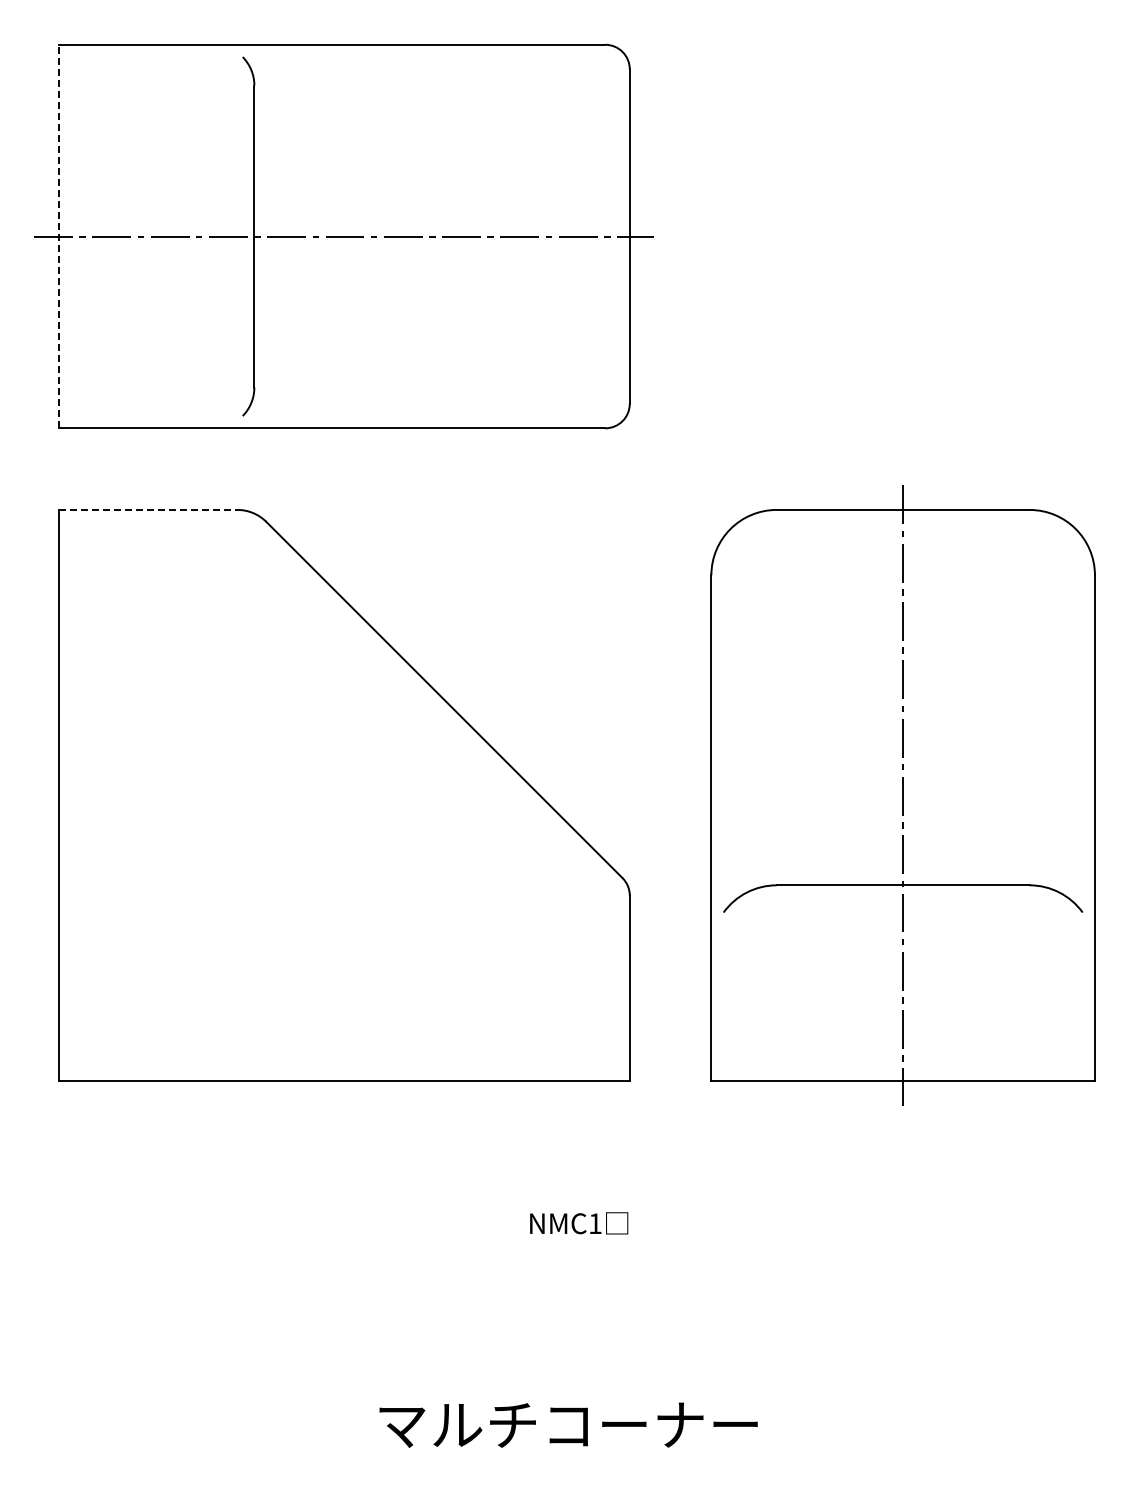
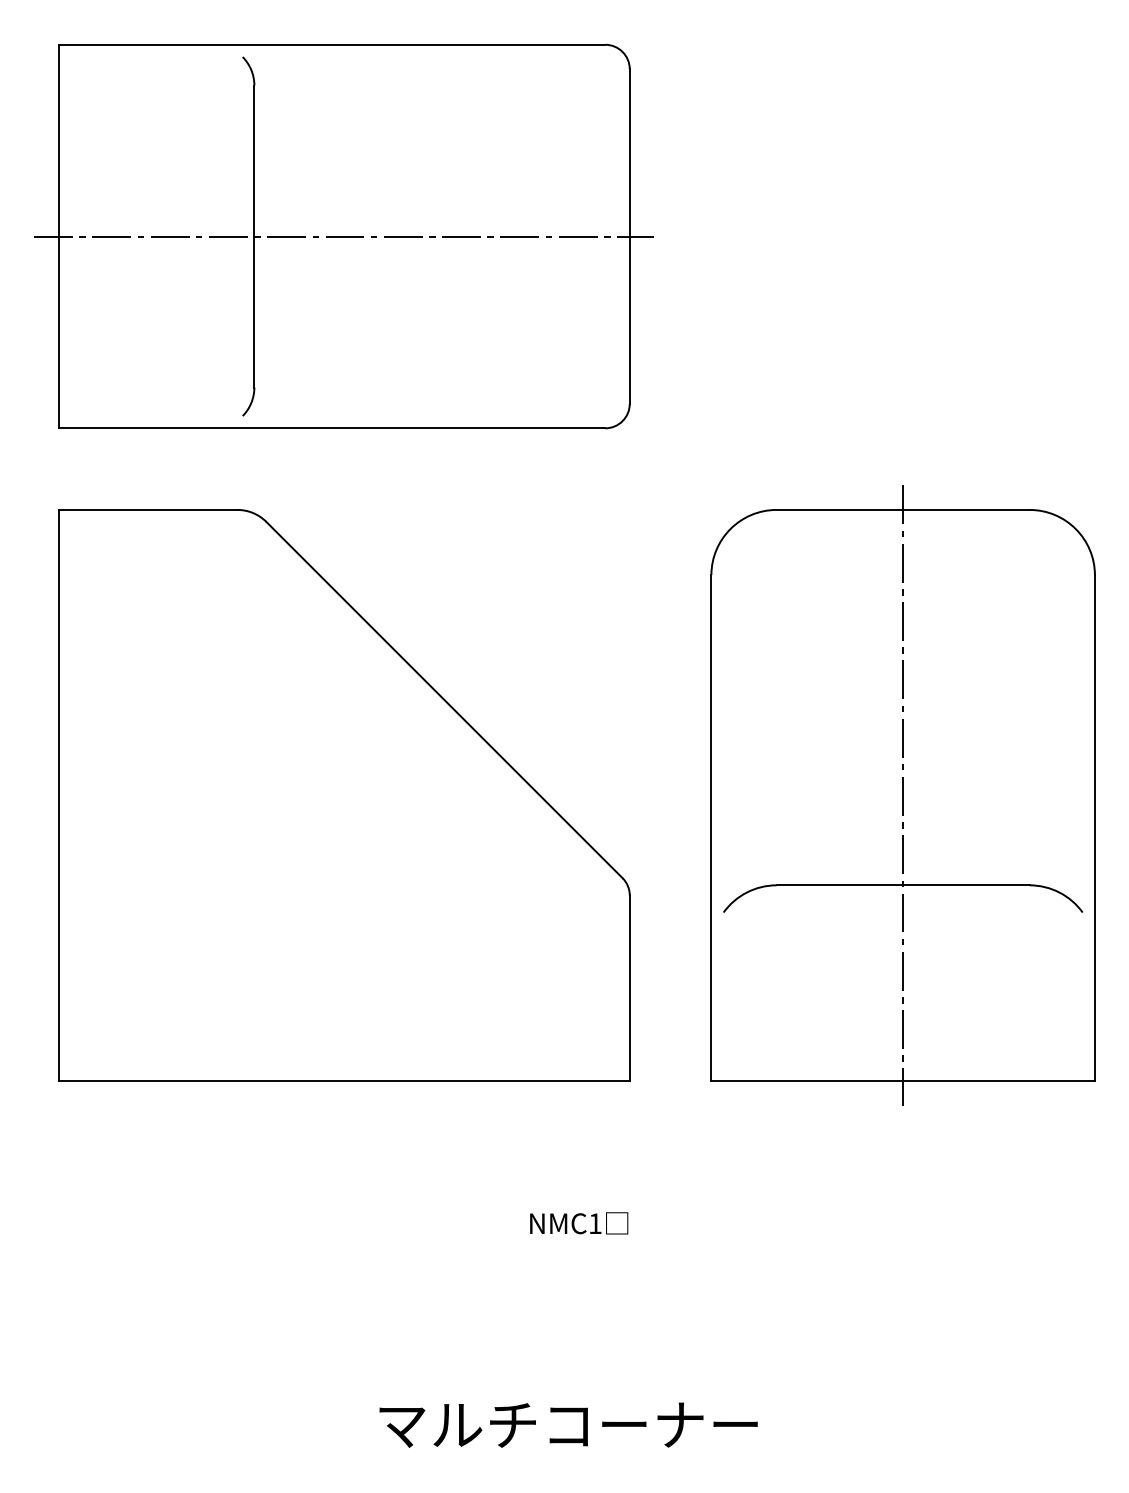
line: dashed -> solid (58, 236)
line: dashed -> solid (148, 509)
